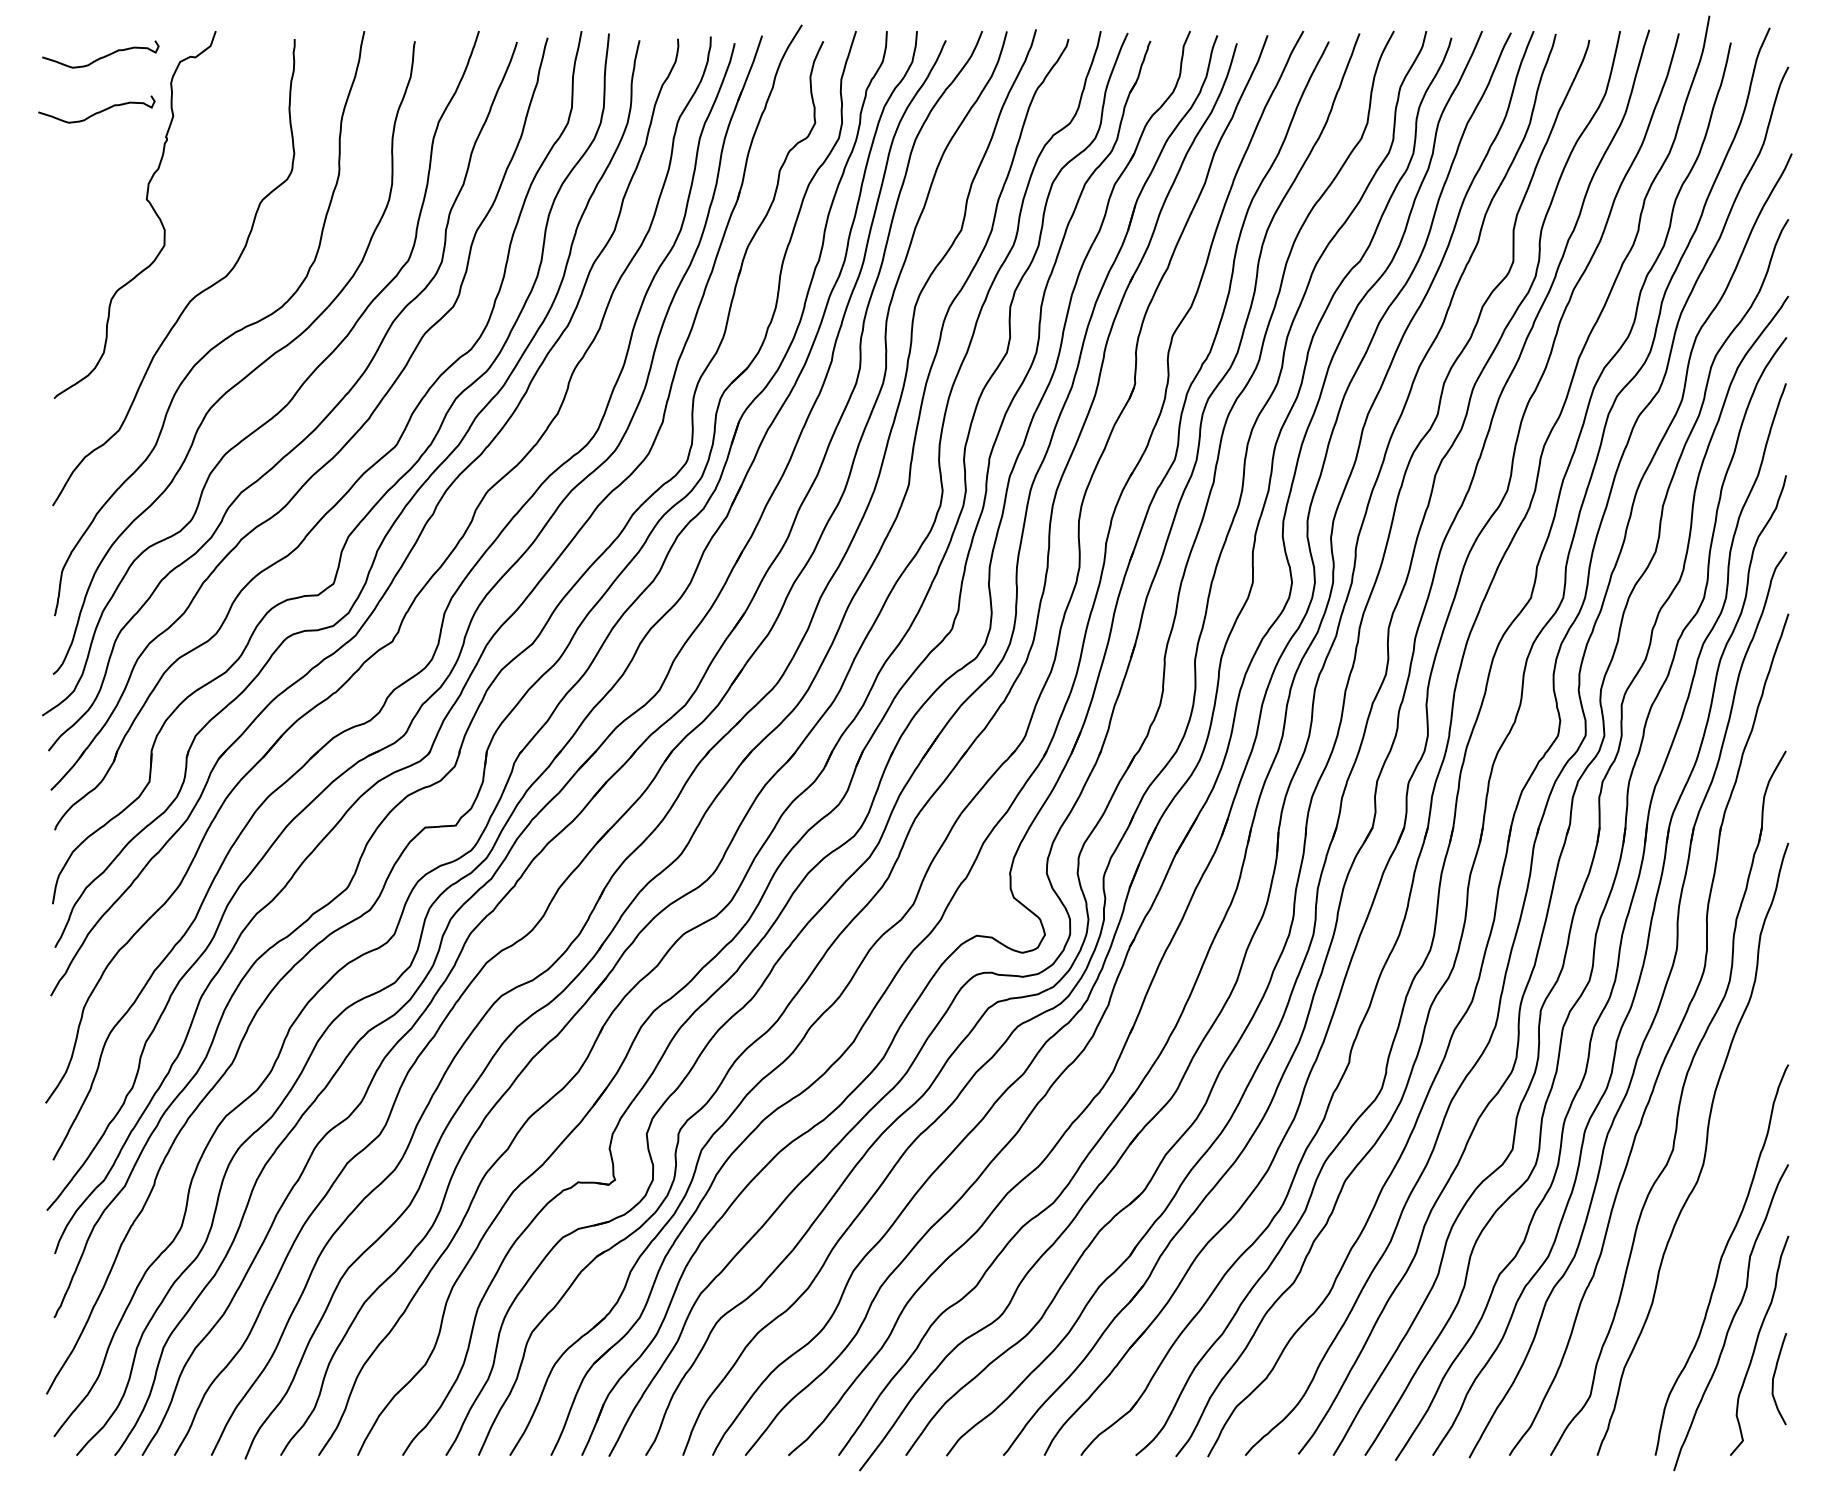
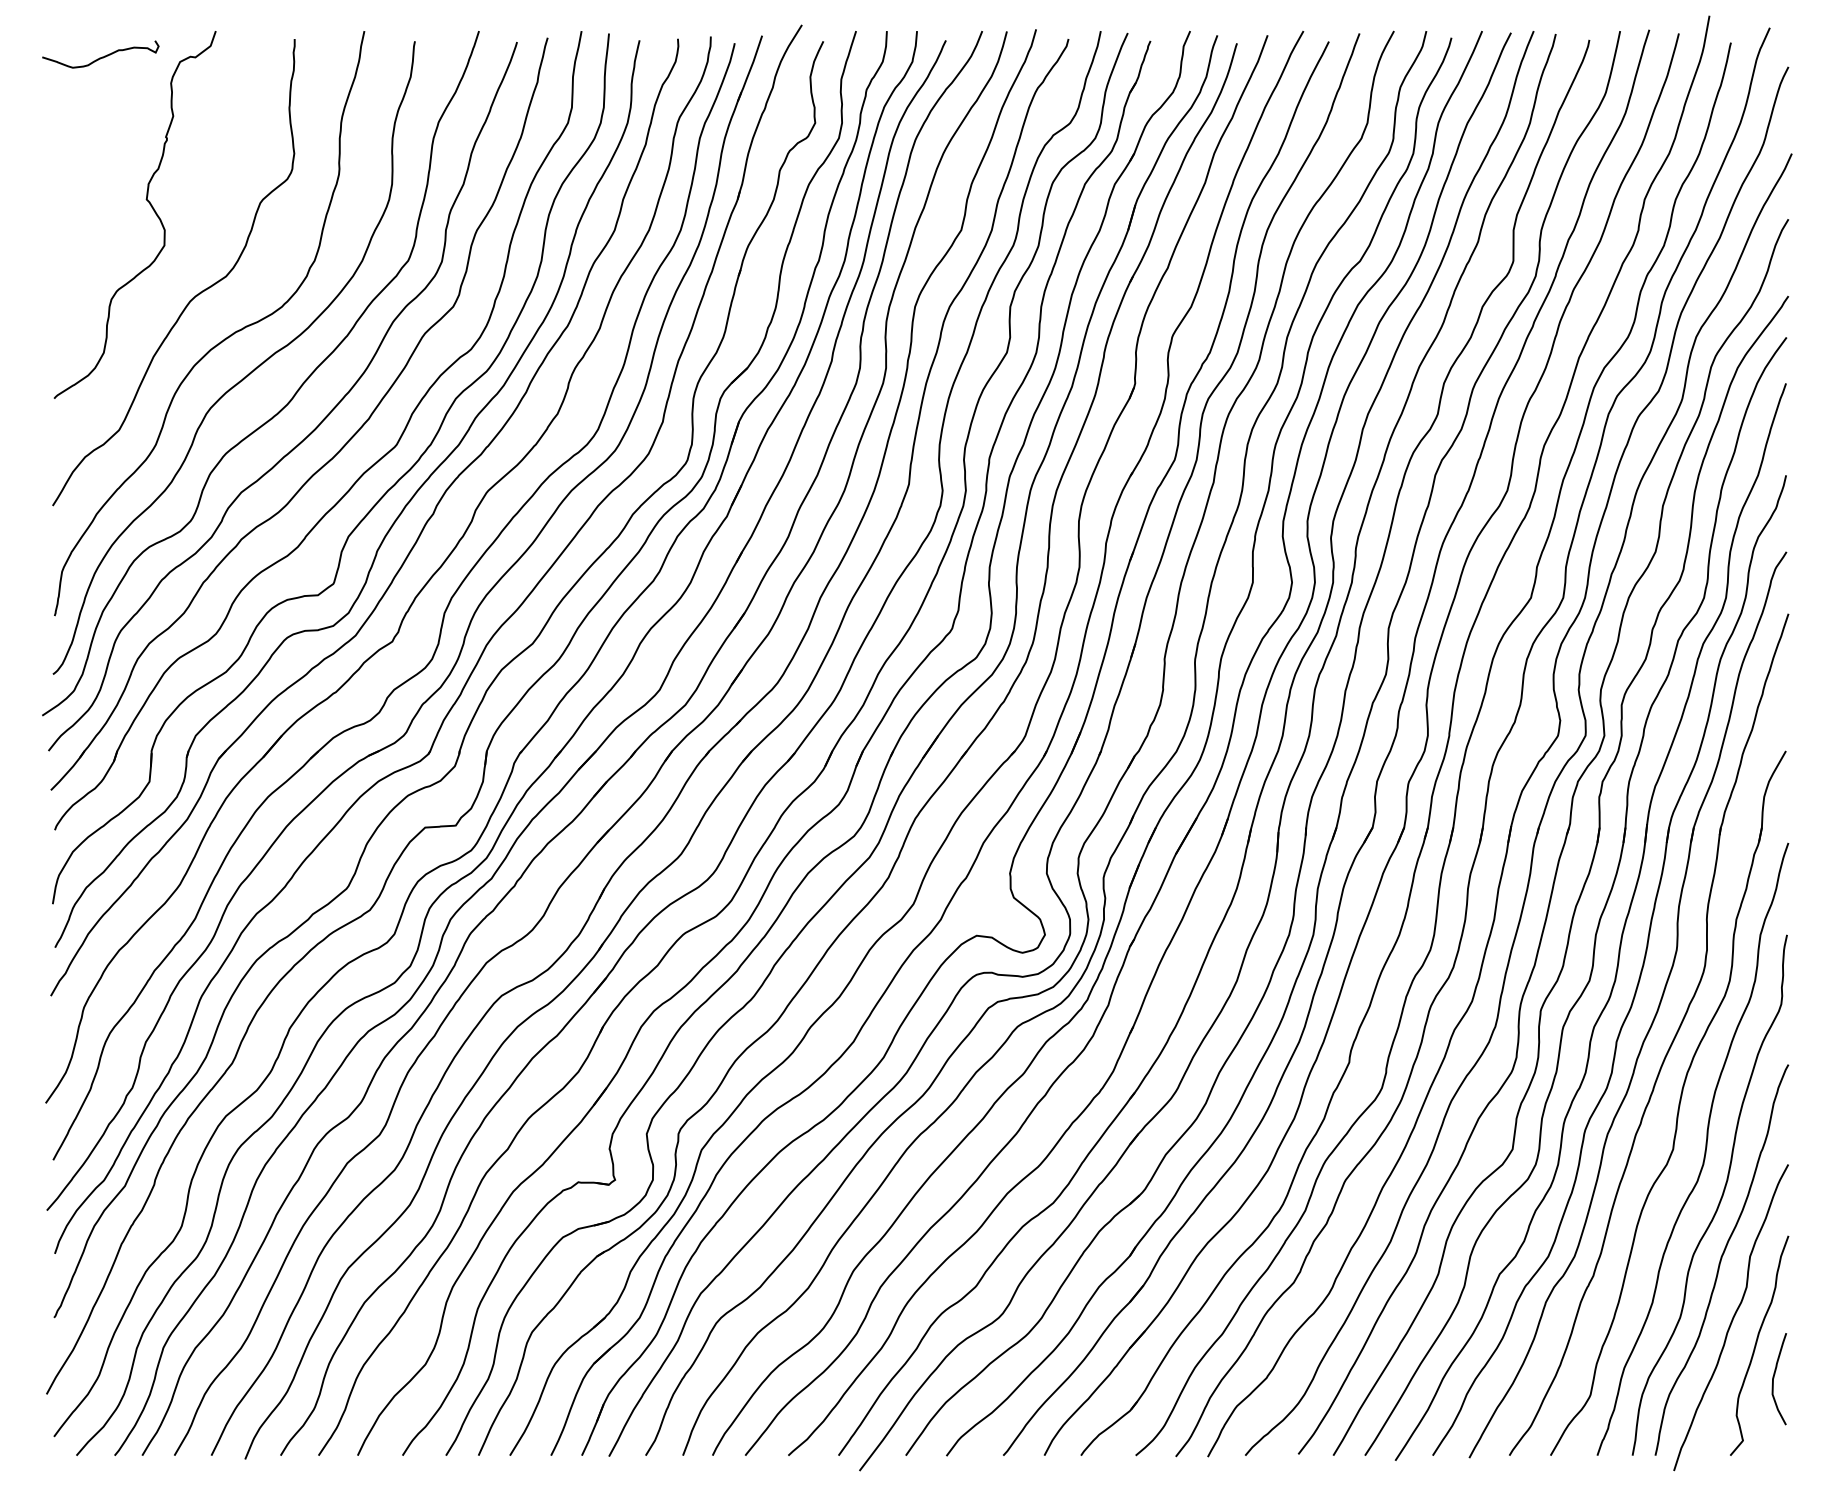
curve: present -> none (98, 111)
curve: none -> present (1720, 1197)
